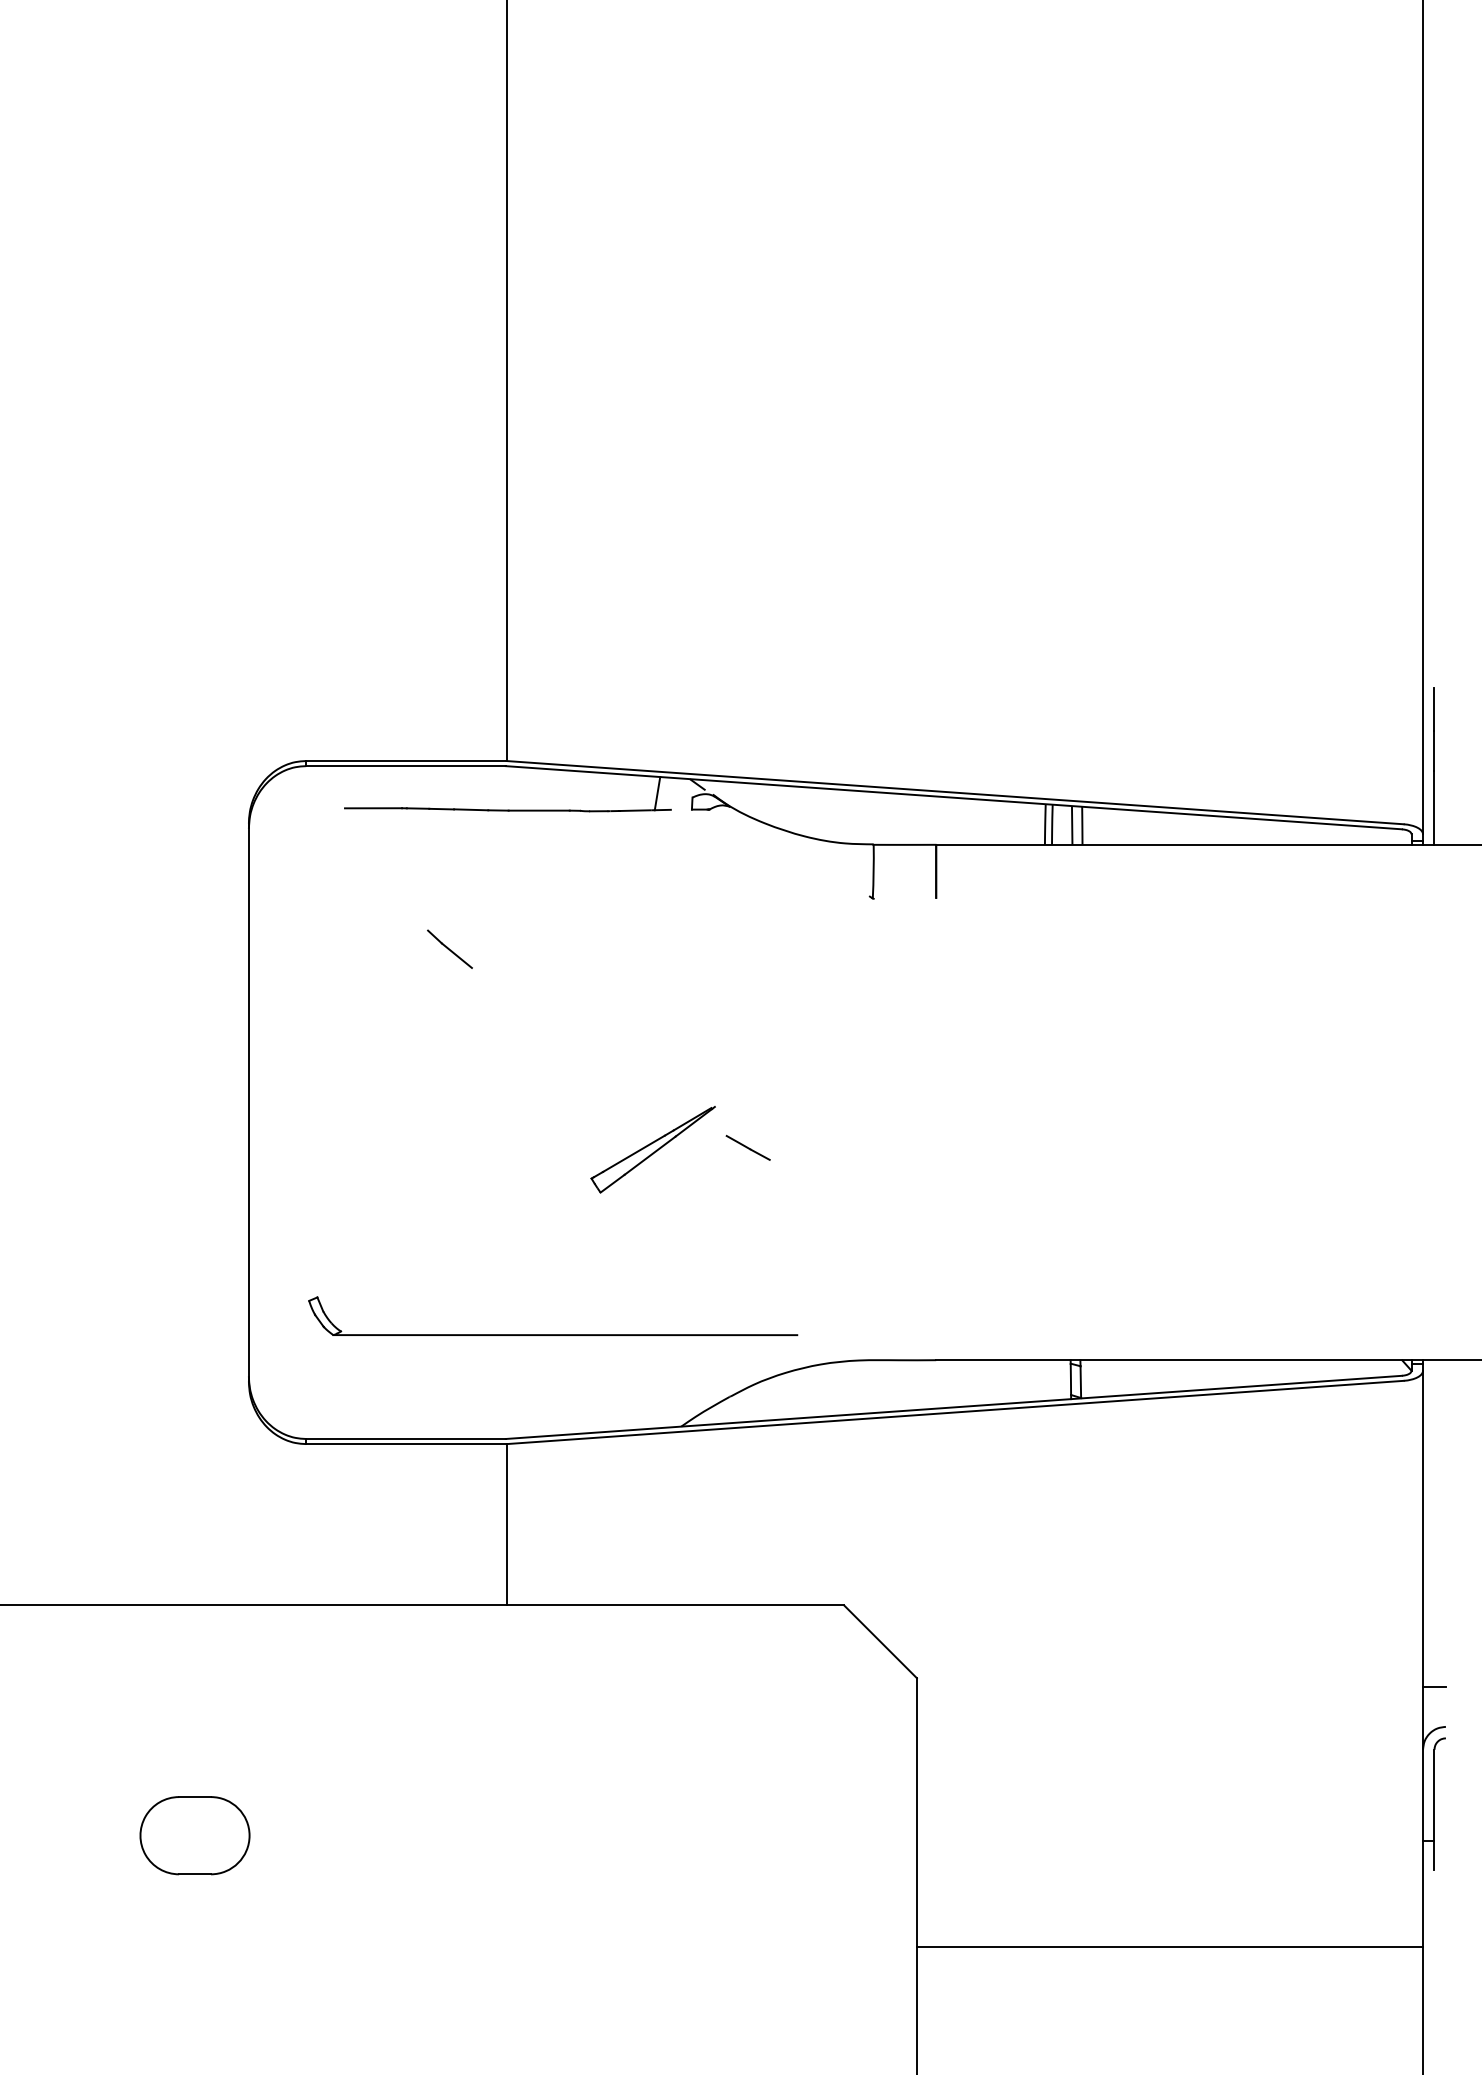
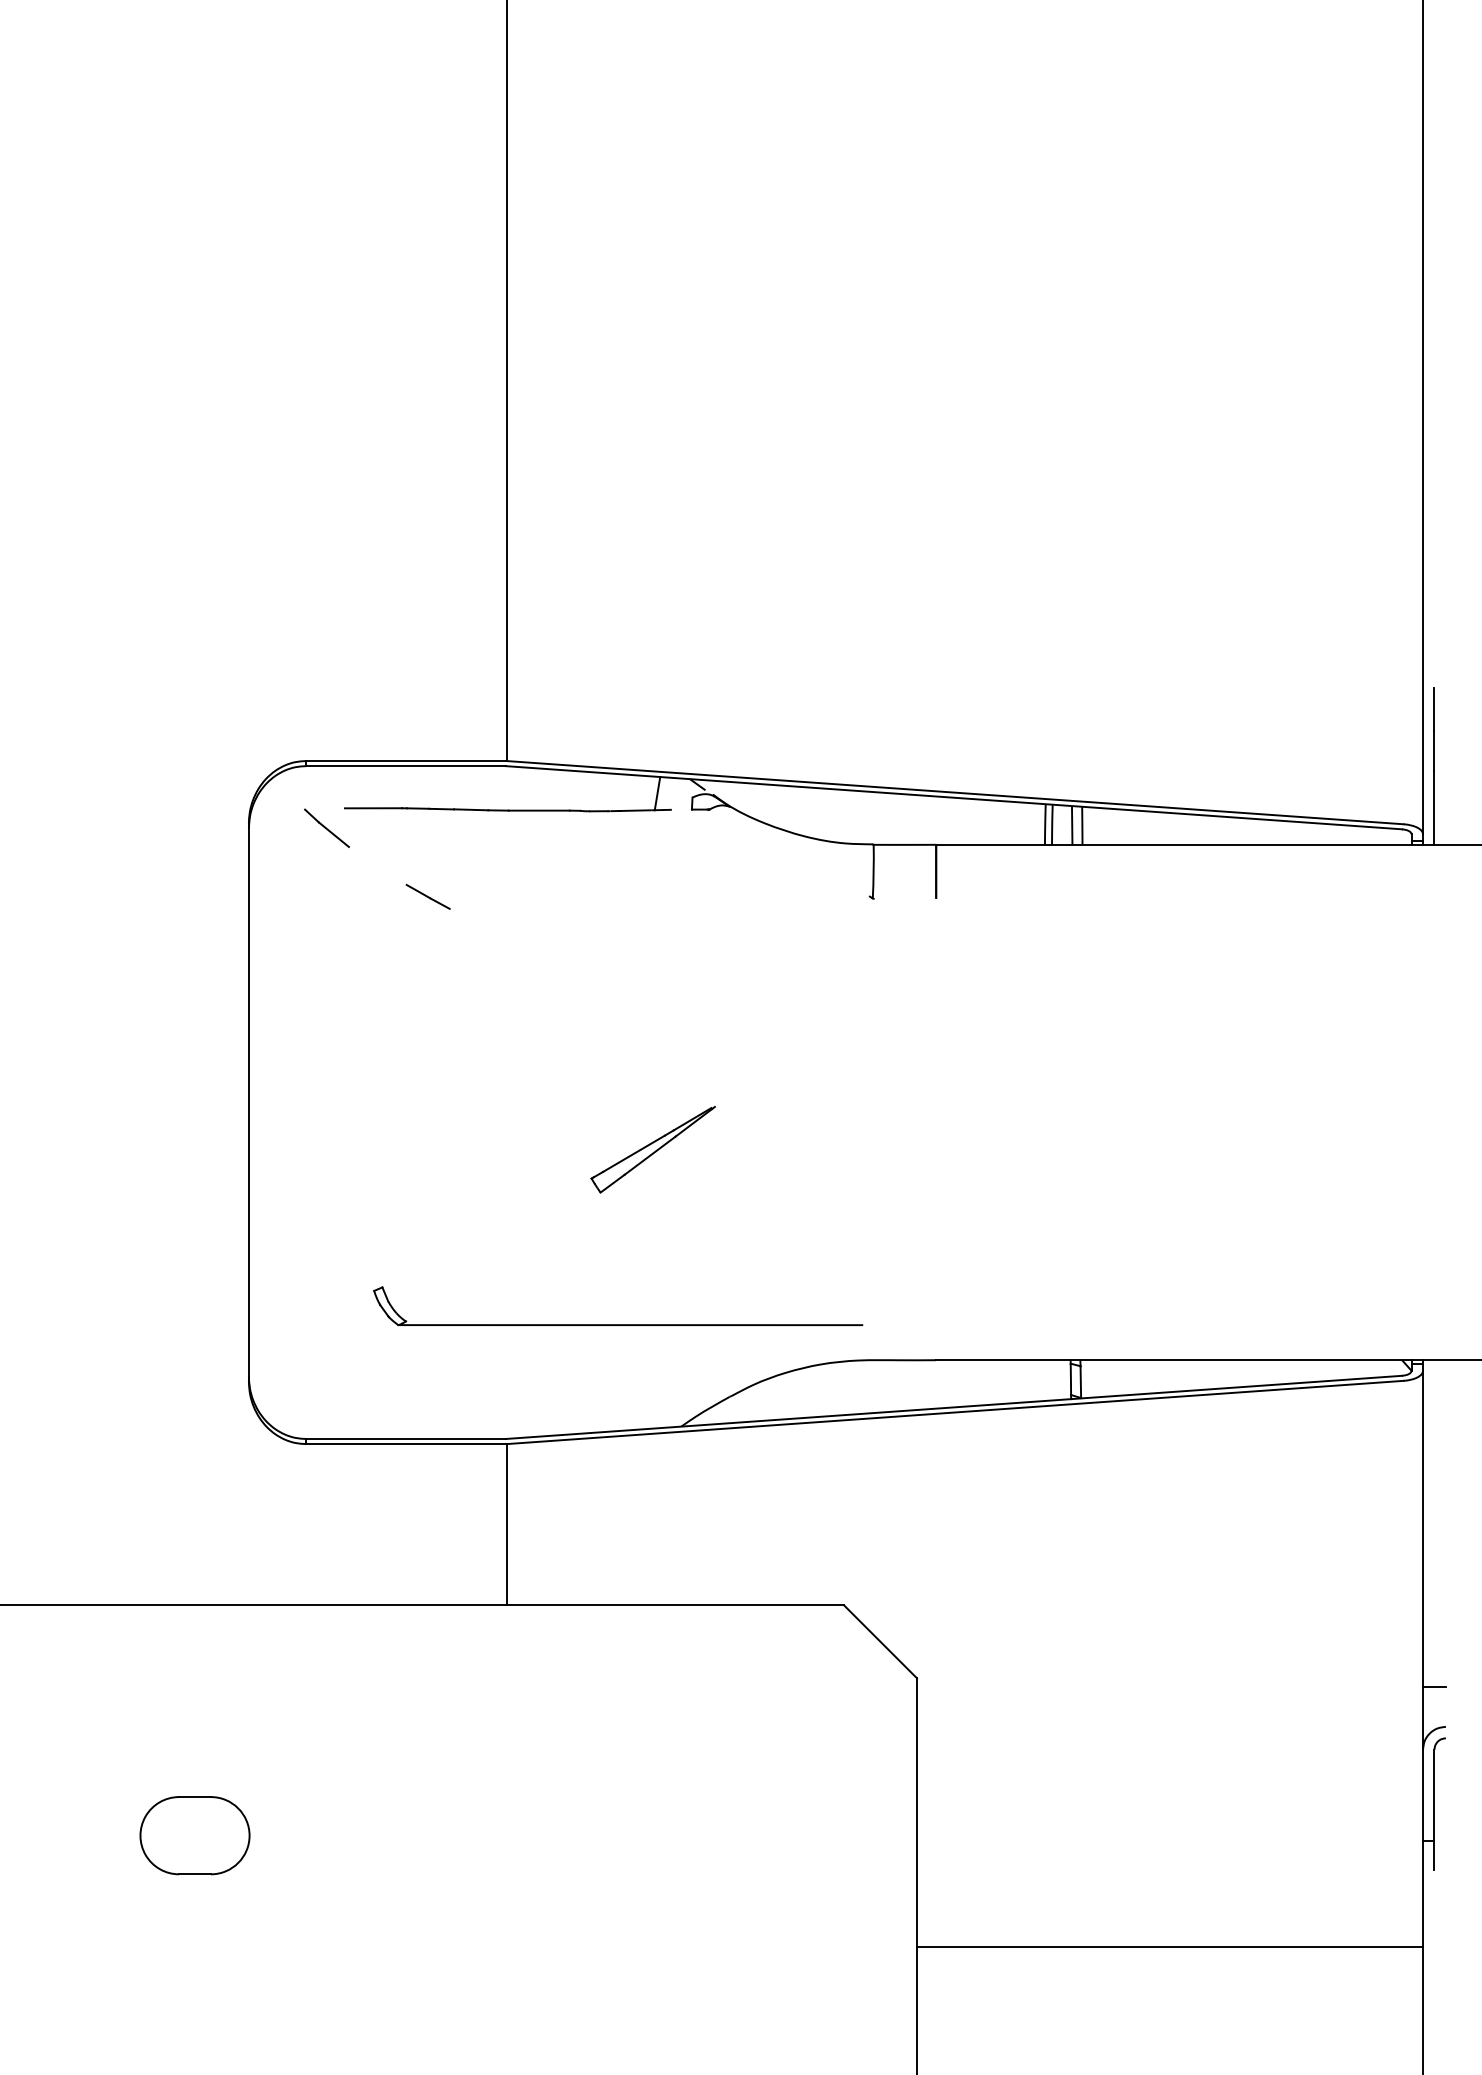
line position: (449, 948) -> (326, 827) (326, 827)
line position: (747, 1147) -> (427, 896) (427, 896)
part position: (553, 1334) -> (618, 1324) (618, 1324)
